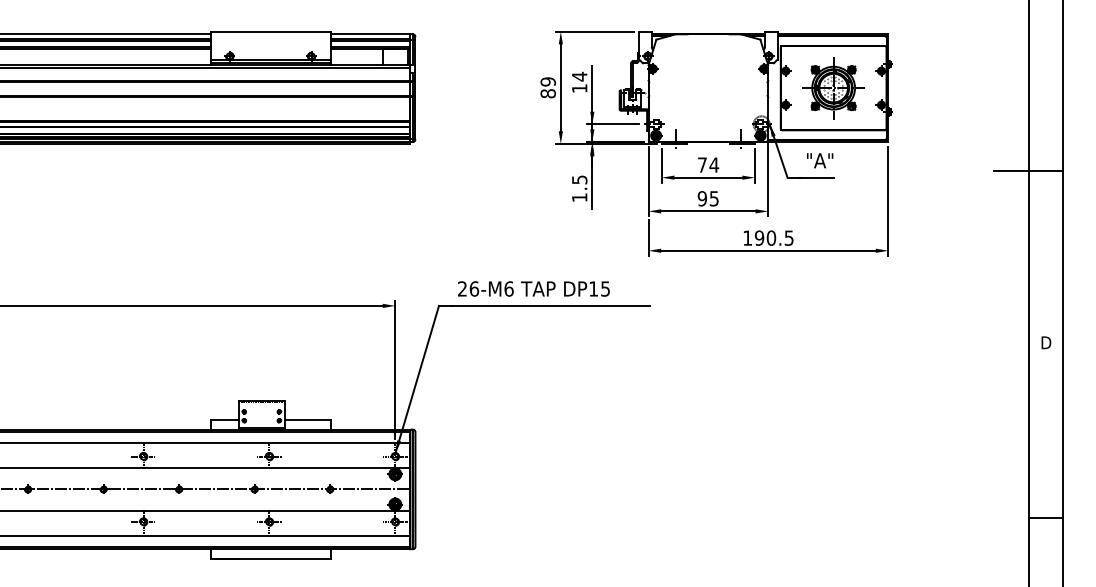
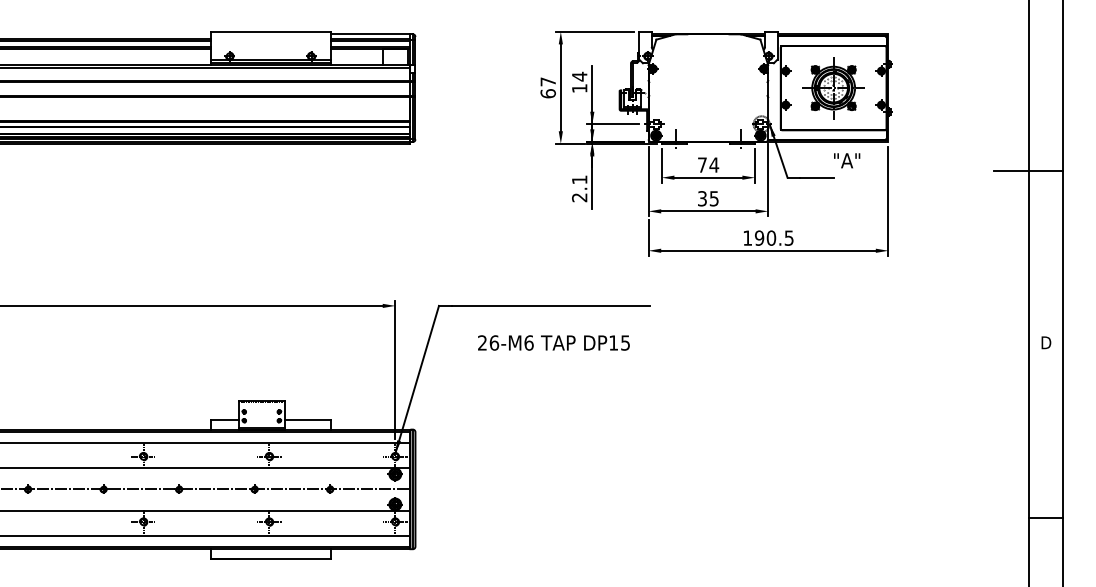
line: present -> none (106, 34)
text: 89 -> 67 (547, 87)
text position: (820, 160) -> (847, 160) (847, 160)
text: 1.5 -> 2.1 (579, 188)
text: 95 -> 35 (702, 198)
text position: (533, 288) -> (553, 342) (553, 342)
